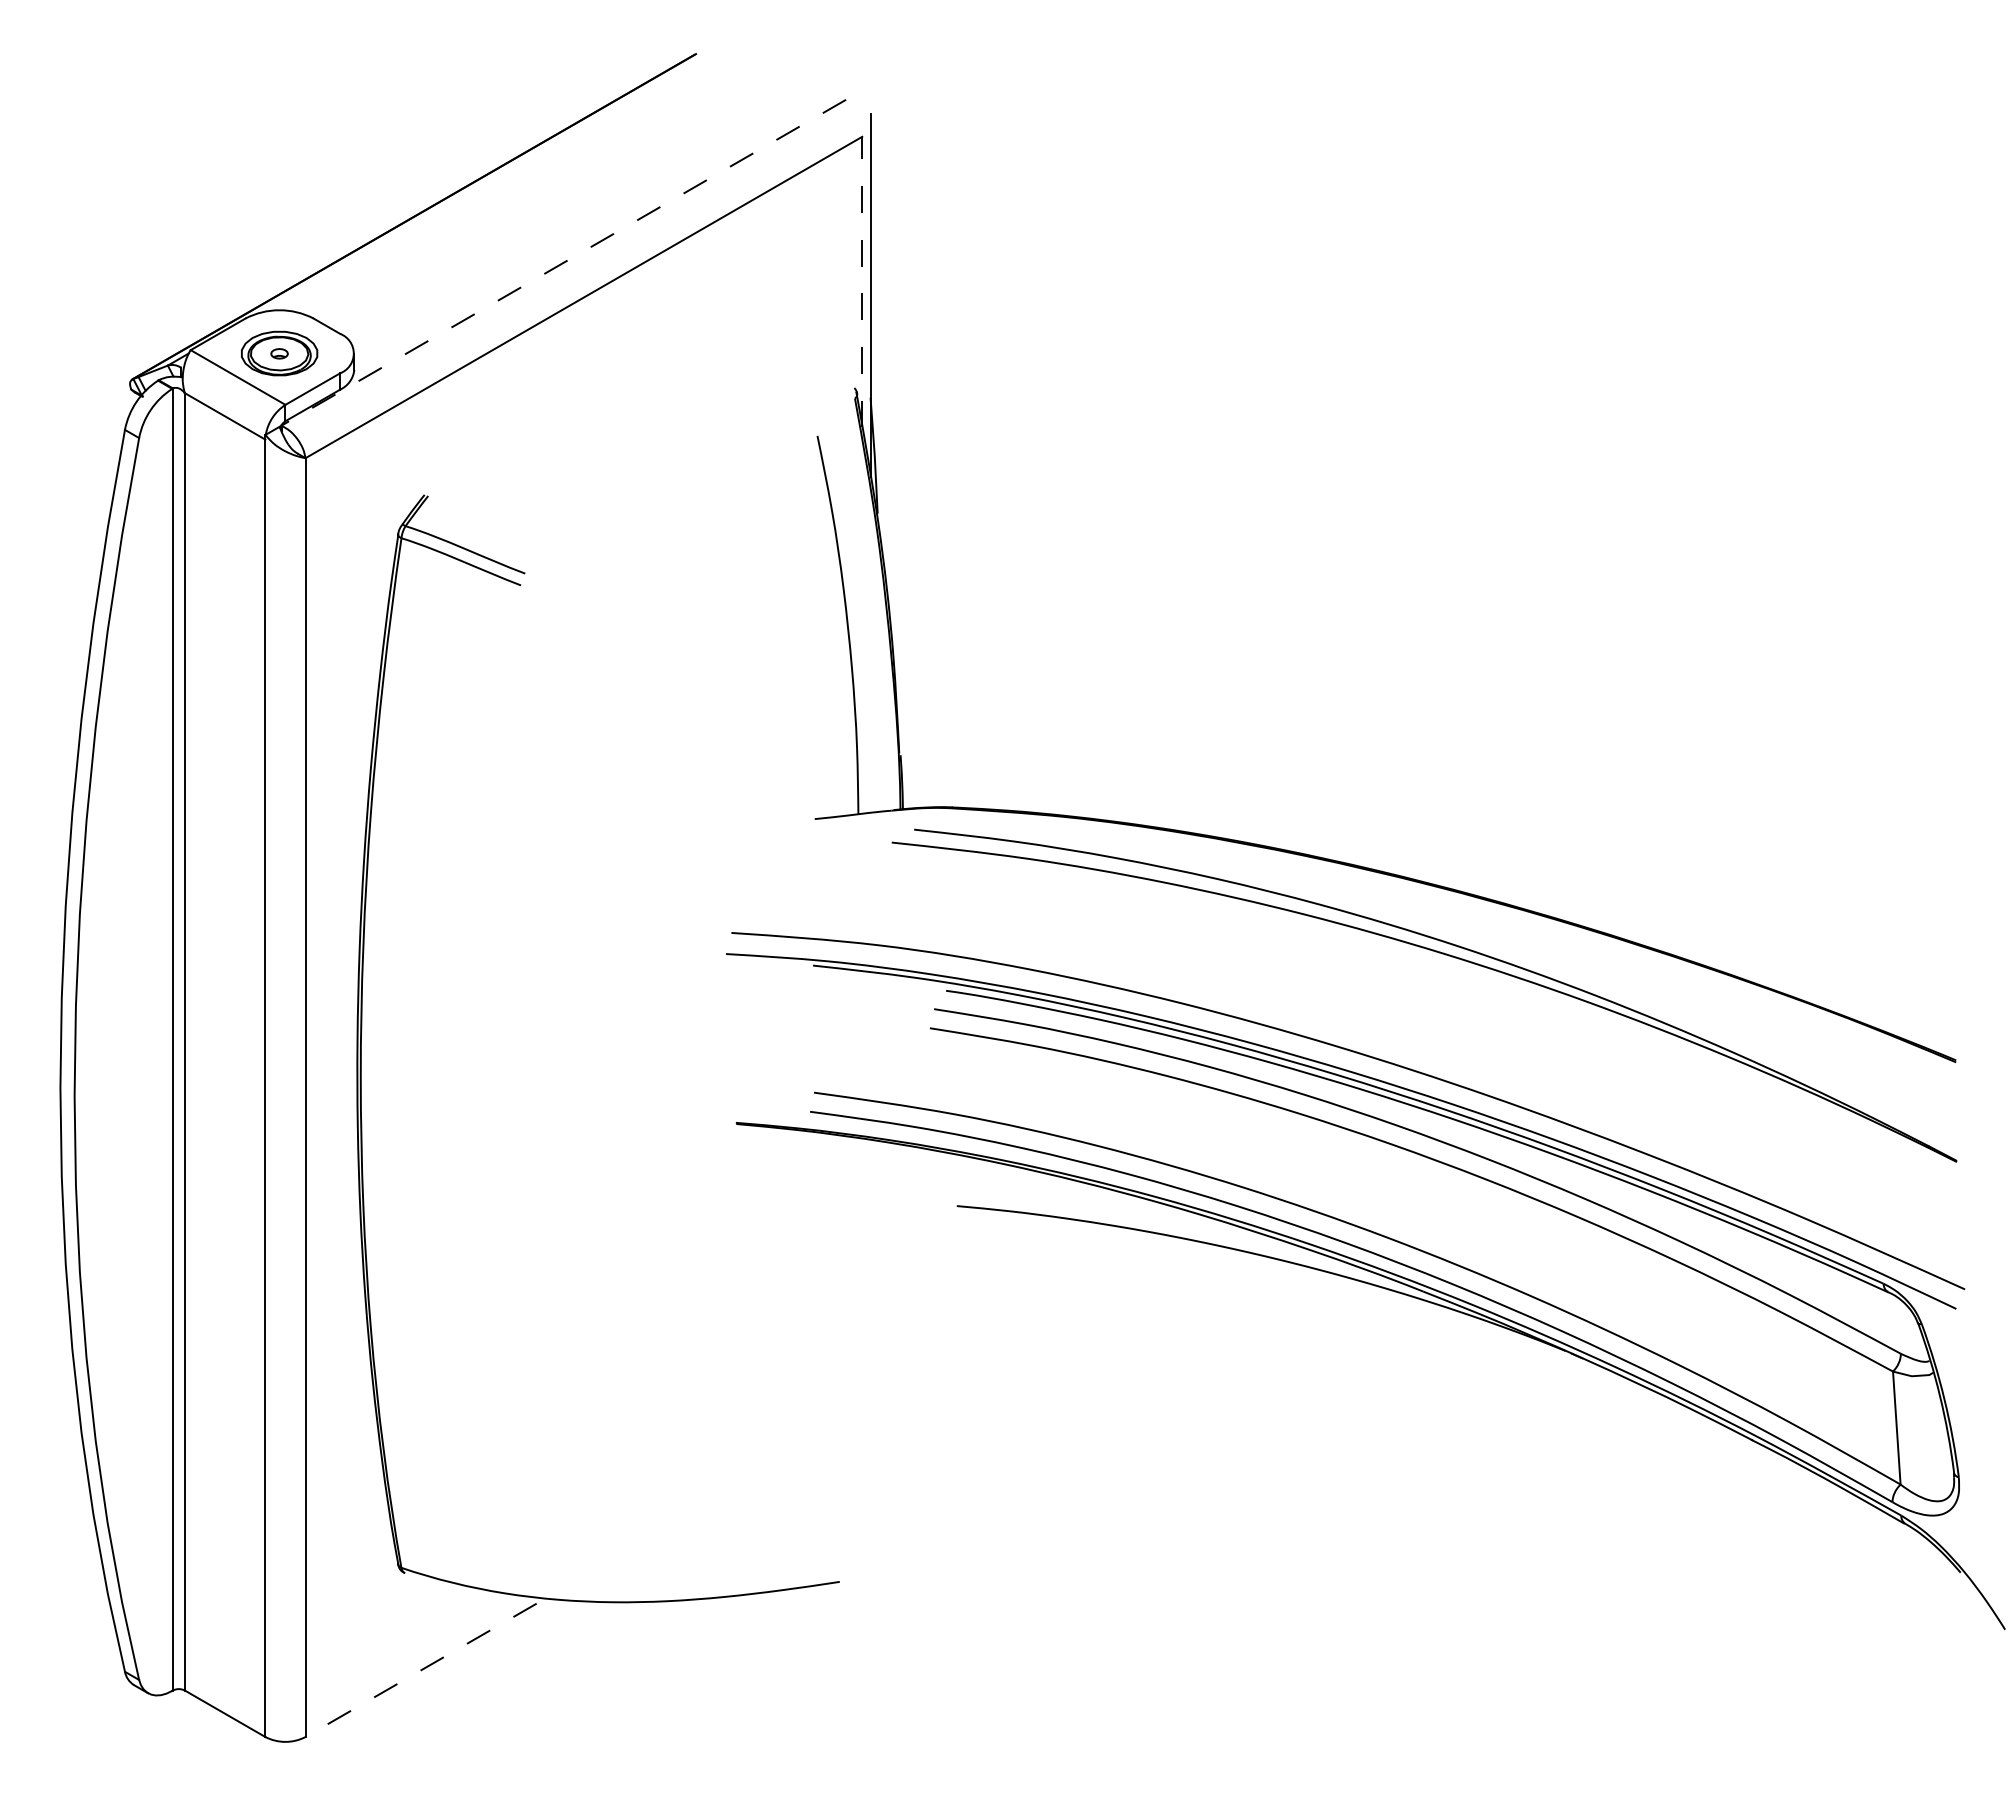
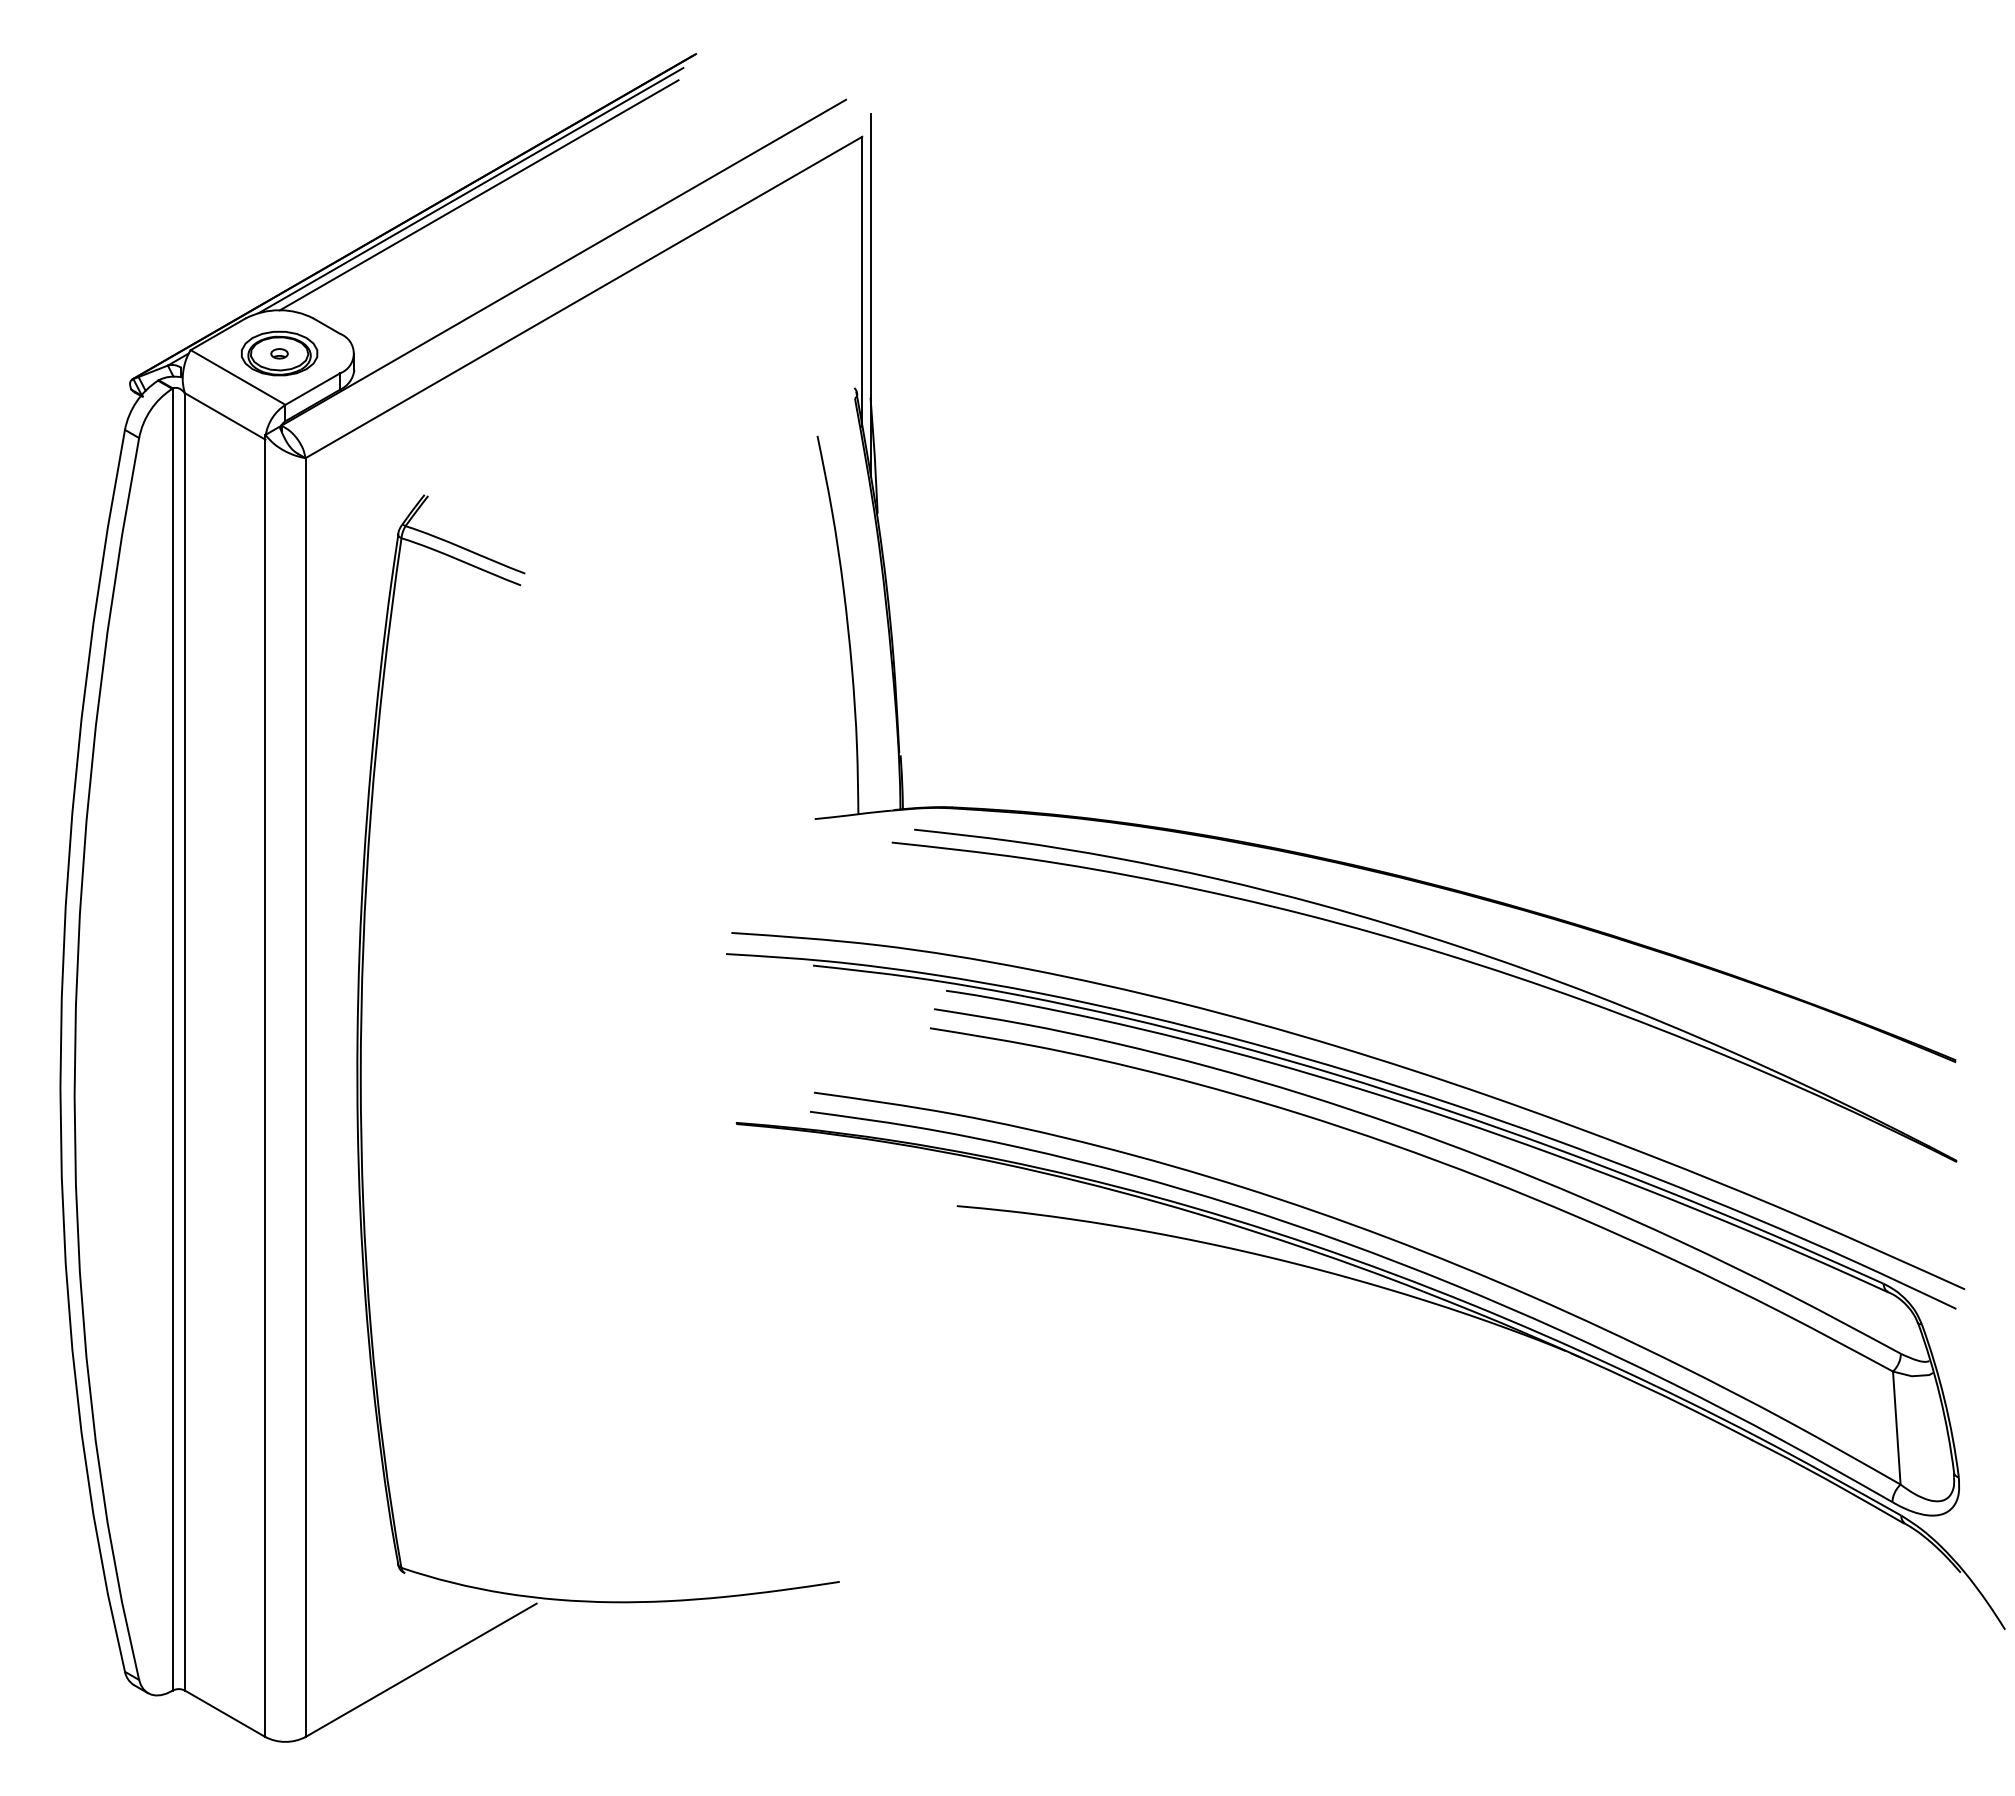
line: none -> present (470, 190)
line: none -> present (478, 195)
line: dashed -> solid (563, 262)
line: dashed -> solid (862, 281)
line: dashed -> solid (420, 1670)
